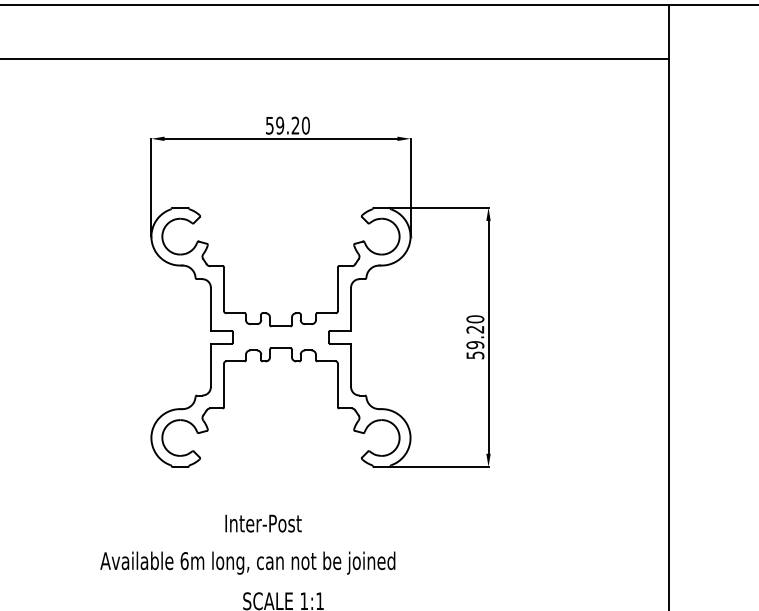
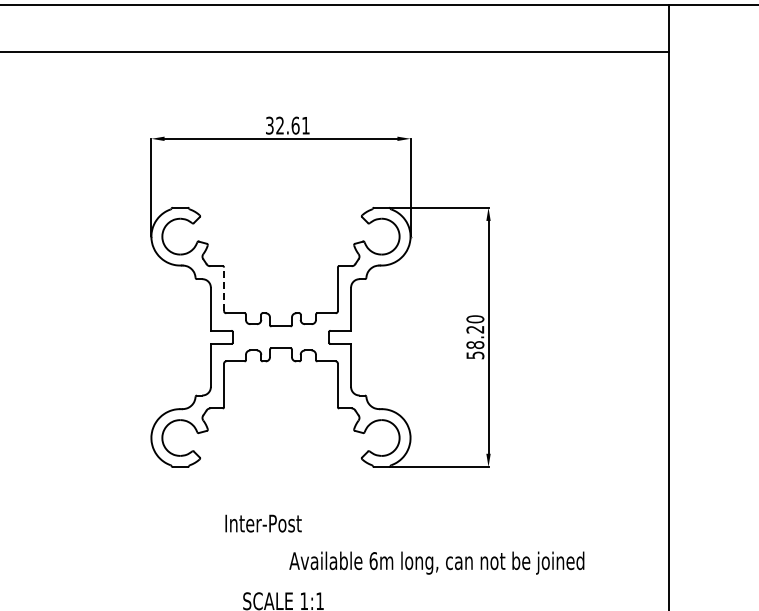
line position: (335, 58) -> (335, 51) (335, 51)
text: 59.20 -> 32.61 (287, 125)
line: solid -> dashed (224, 289)
text: 59.20 -> 58.20 (475, 345)
text position: (247, 562) -> (436, 562) (436, 562)
